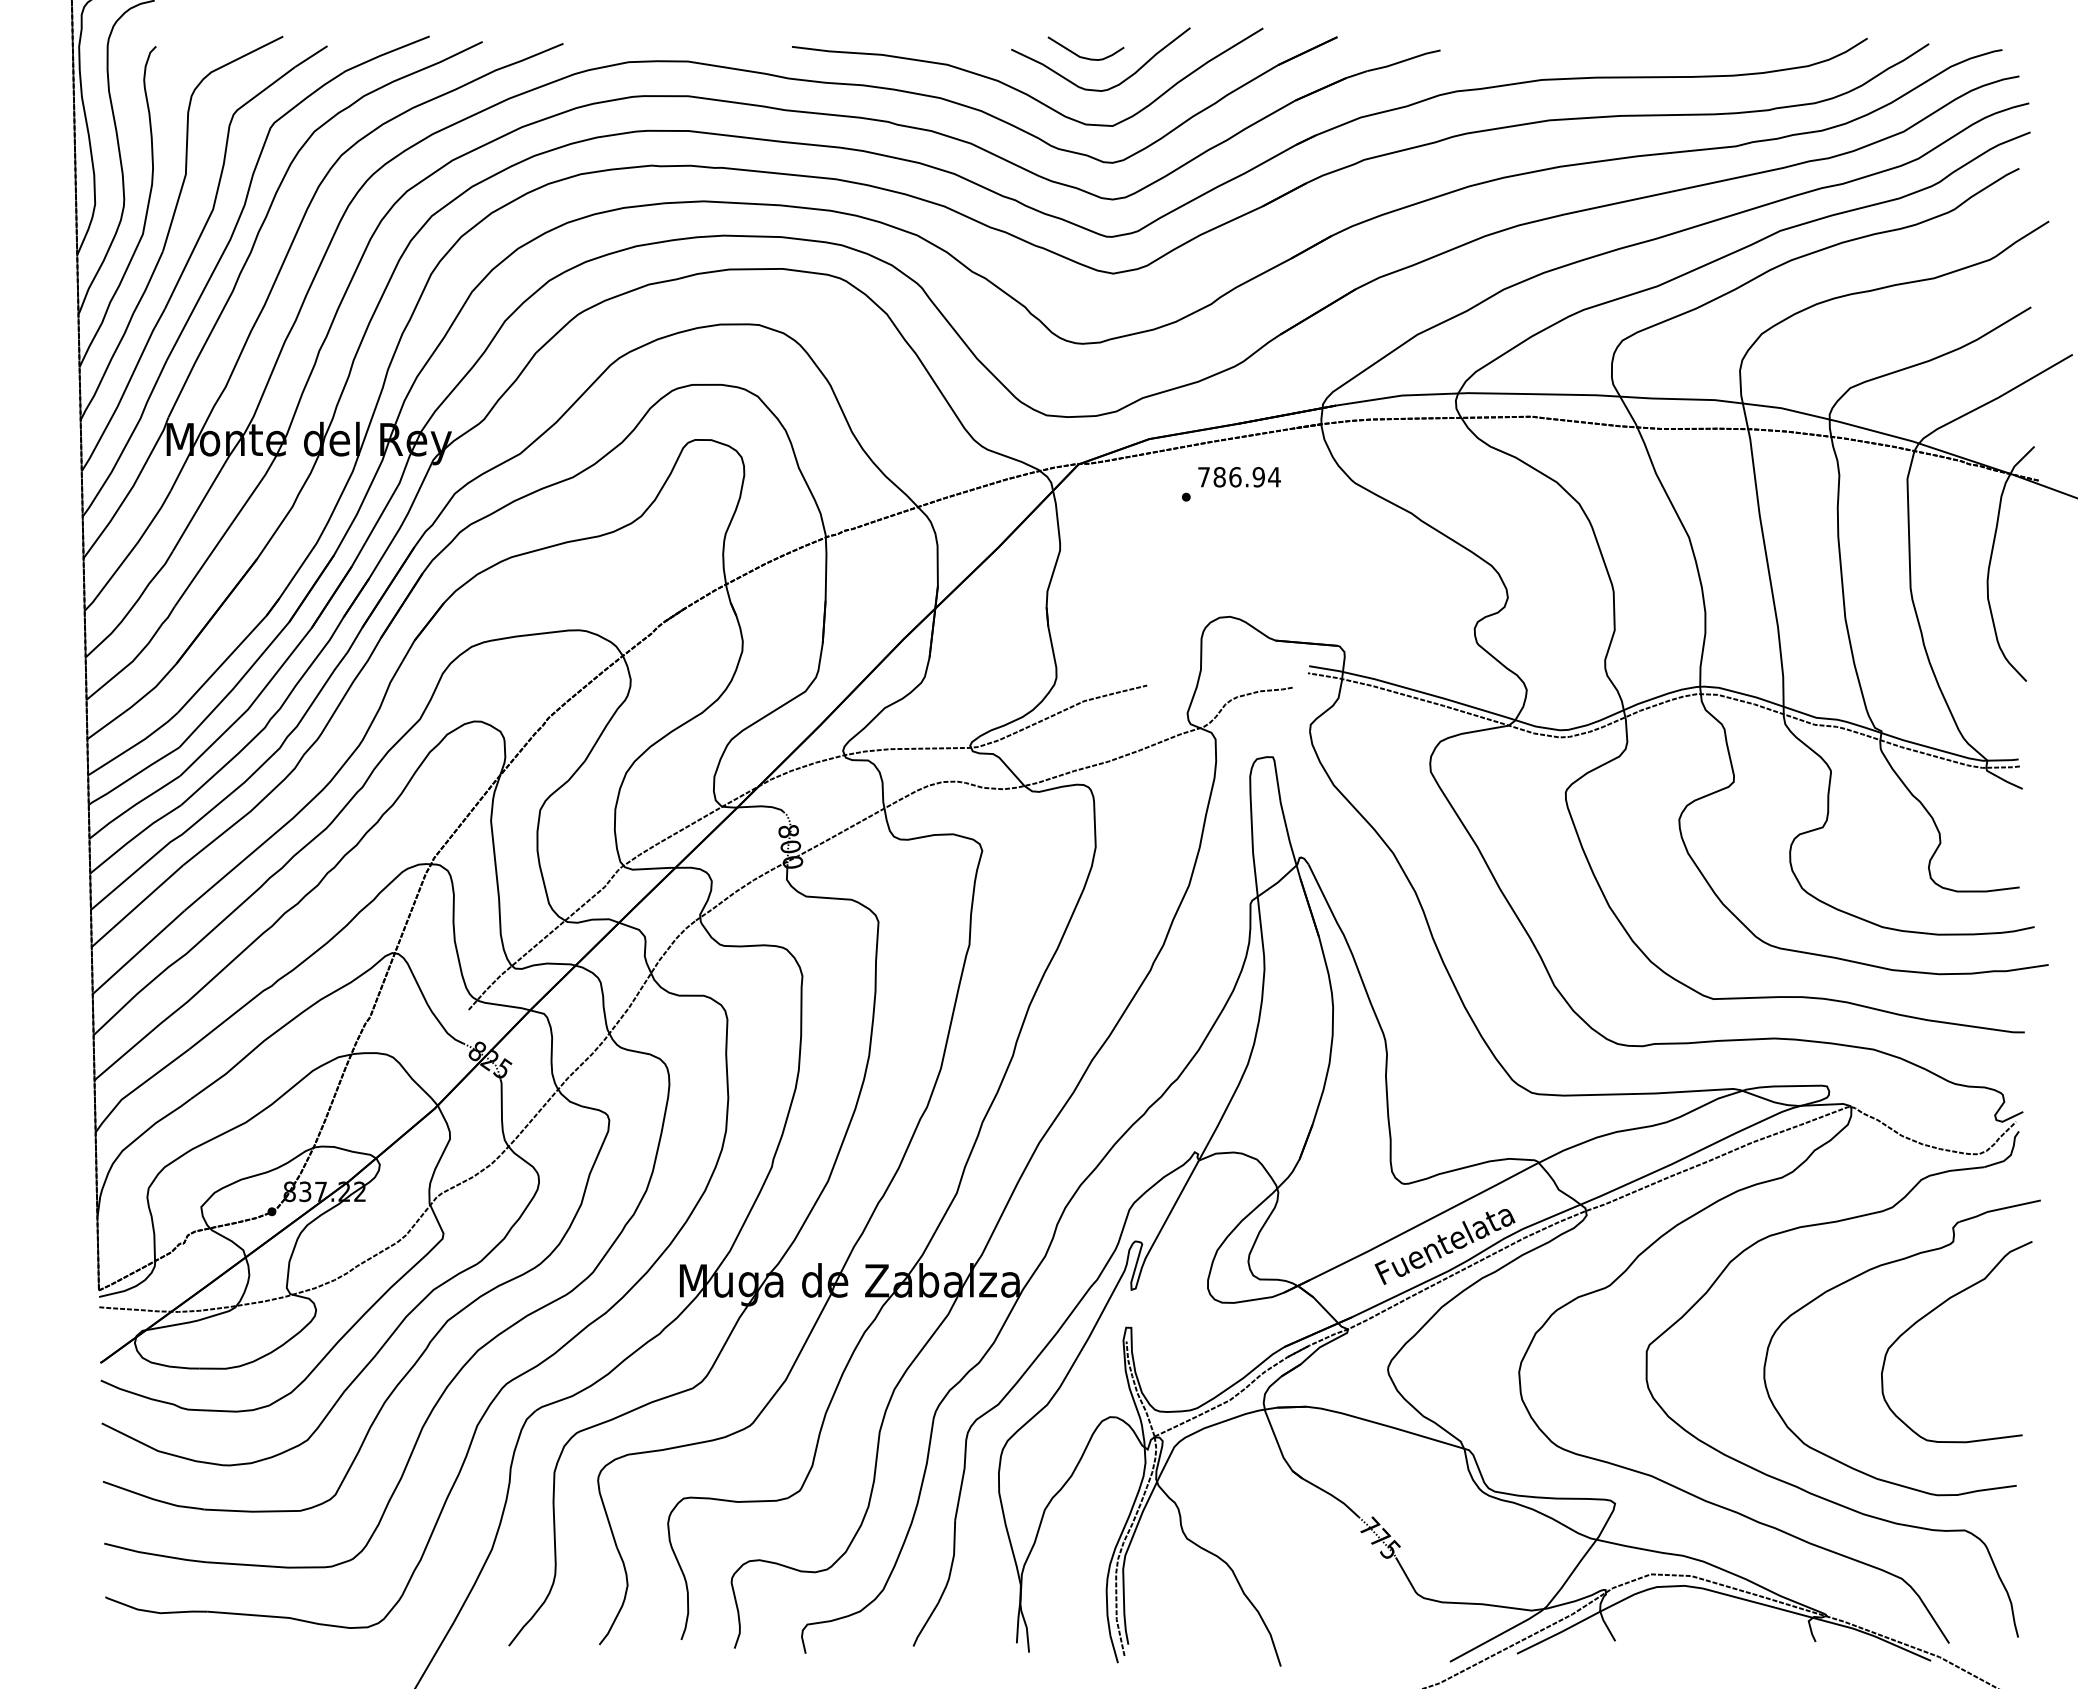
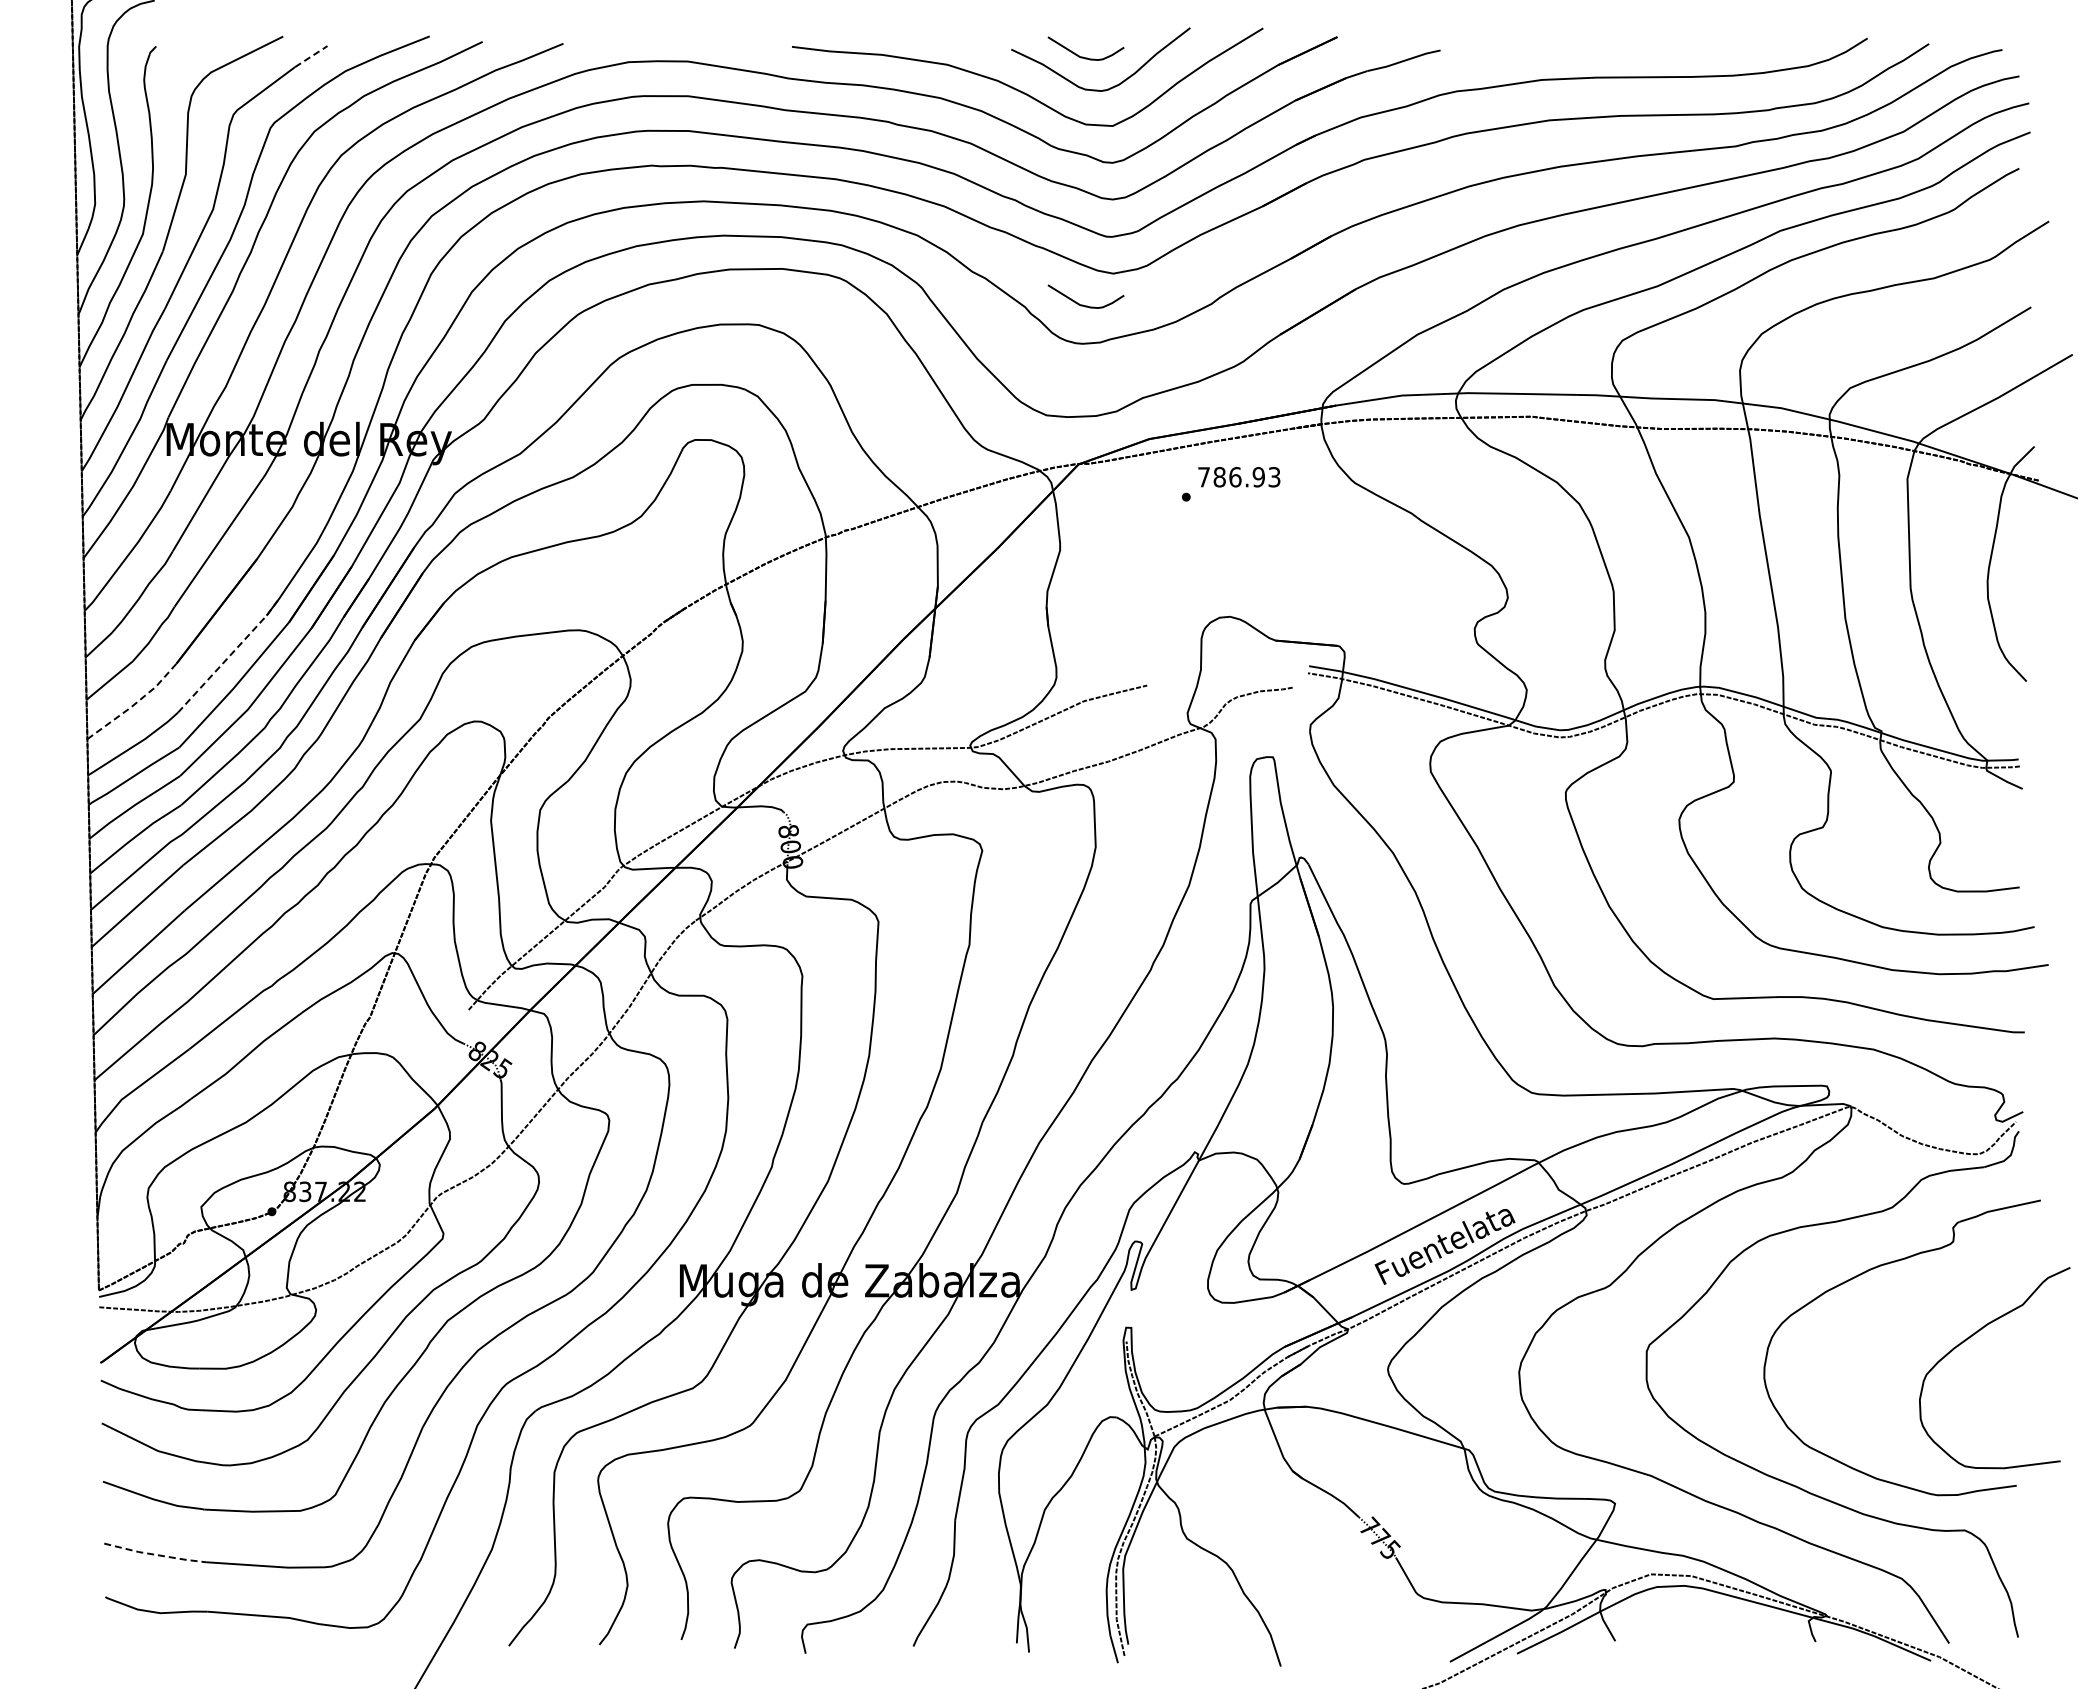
line: solid -> dashed (311, 56)
curve: none -> present (1083, 304)
text: 786.94 -> 786.93 (1274, 477)
line: solid -> dashed (230, 655)
line: solid -> dashed (135, 703)
curve position: (1933, 1311) -> (1971, 1337) (1971, 1337)
line: solid -> dashed (155, 1554)
